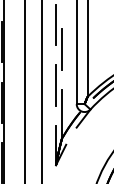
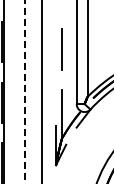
line: present -> none (56, 24)
line: present -> none (56, 85)
line: solid -> dashed (25, 91)
